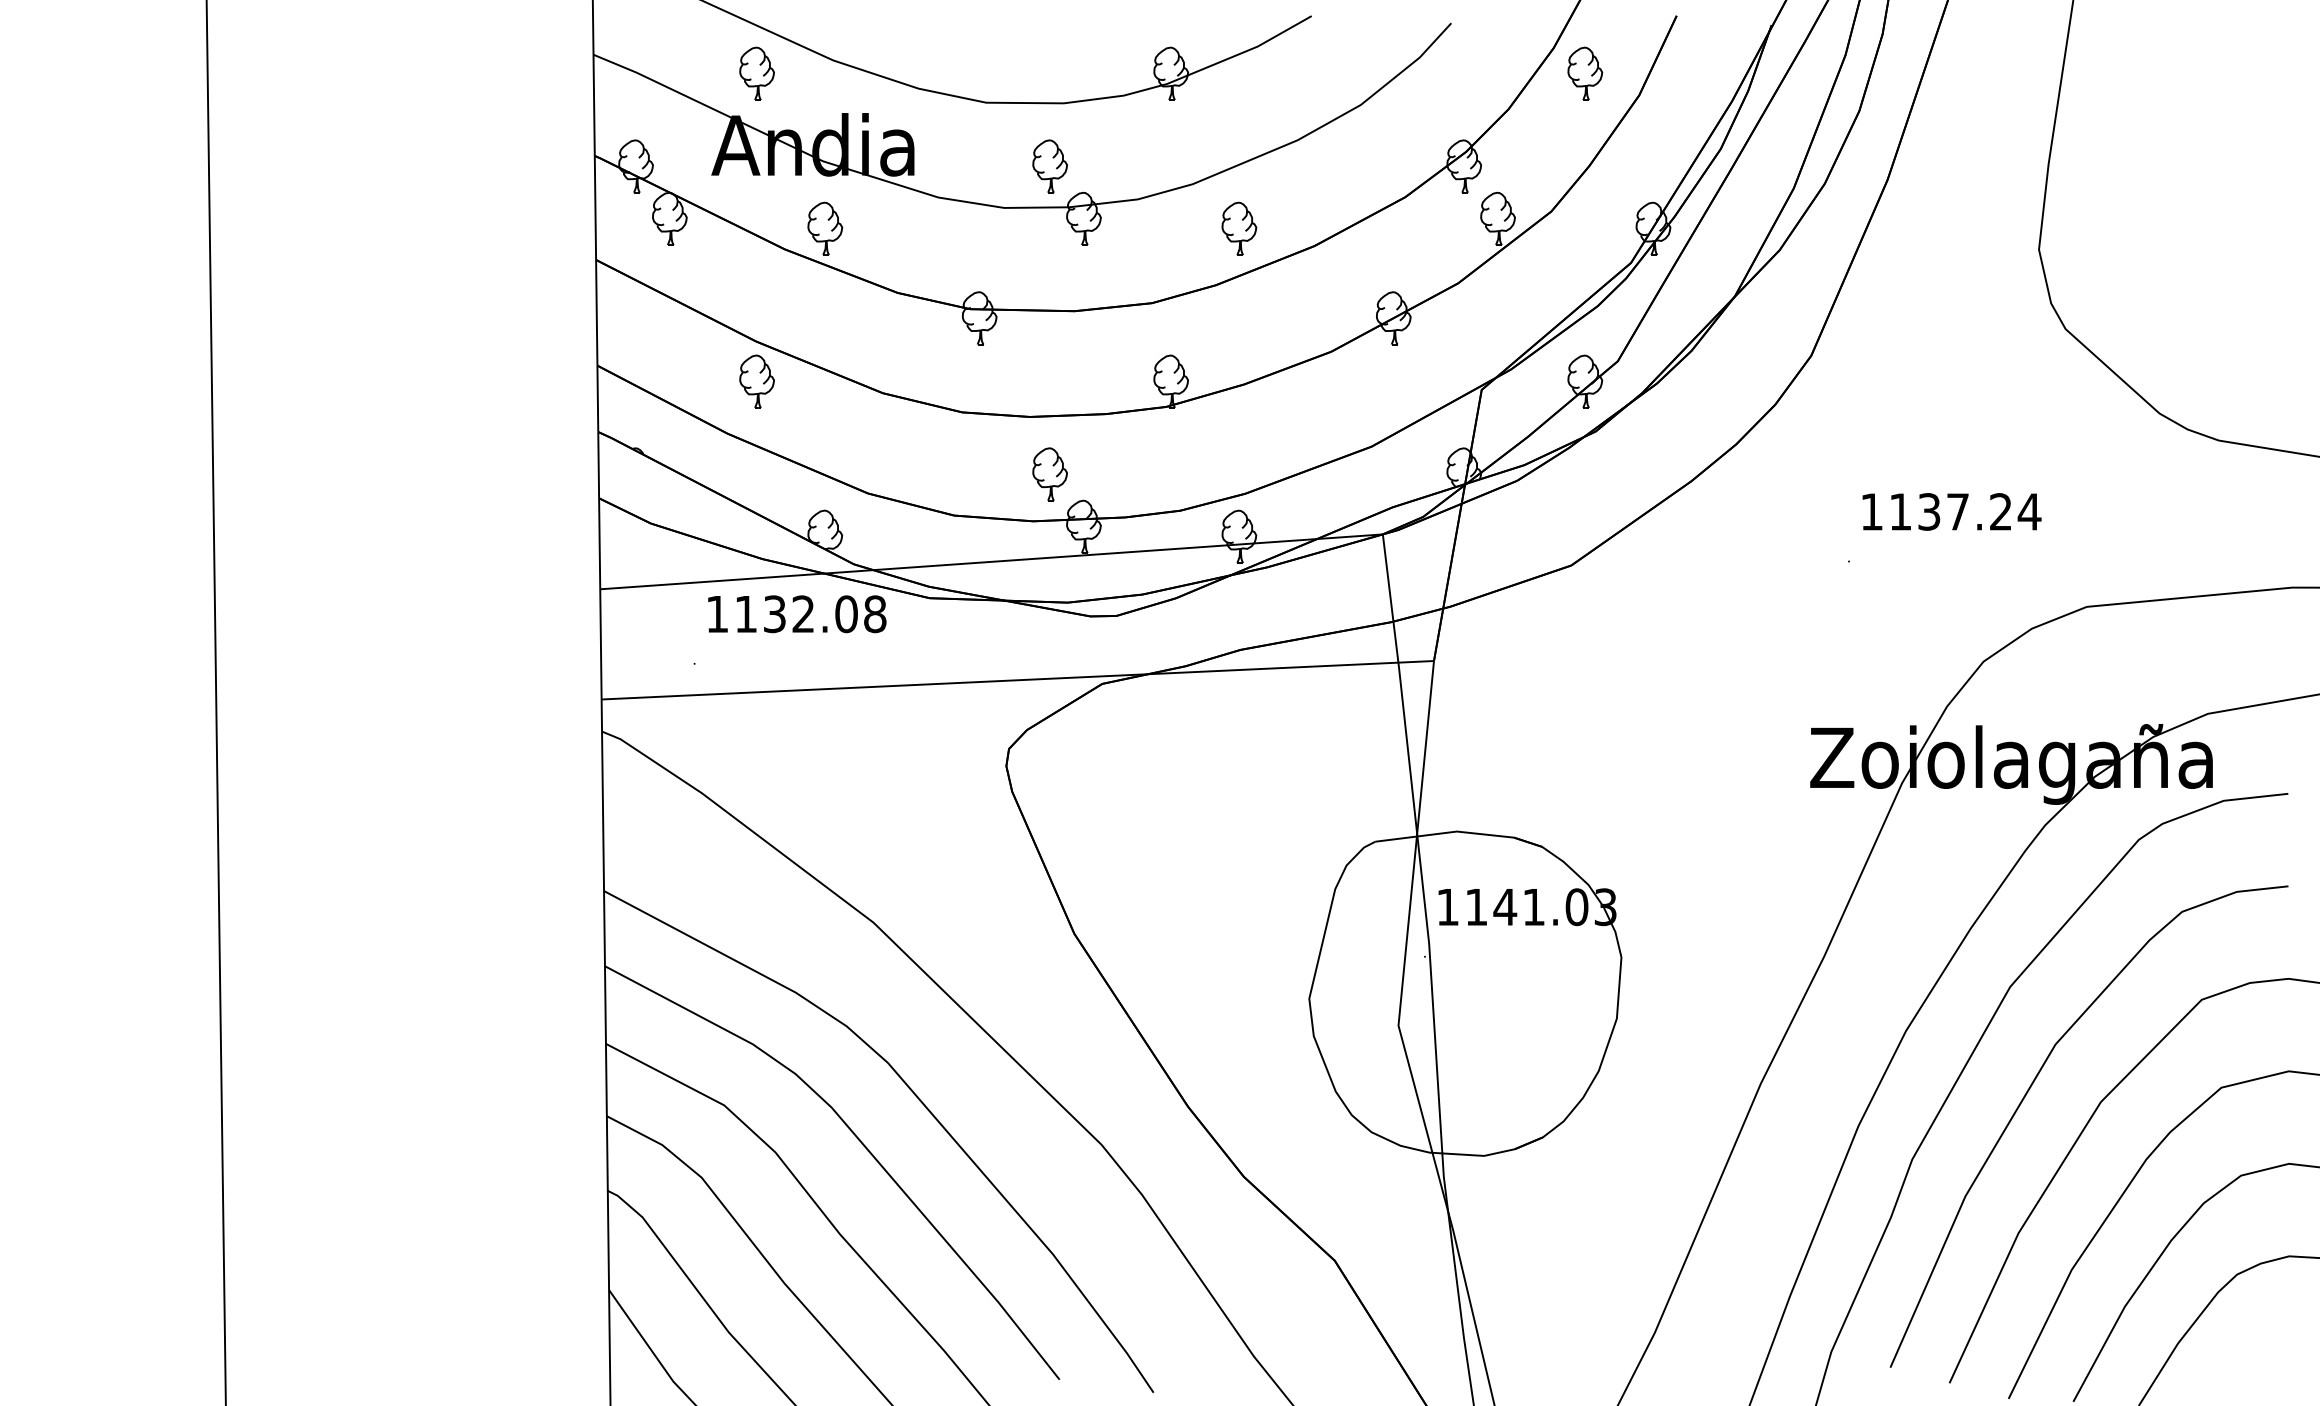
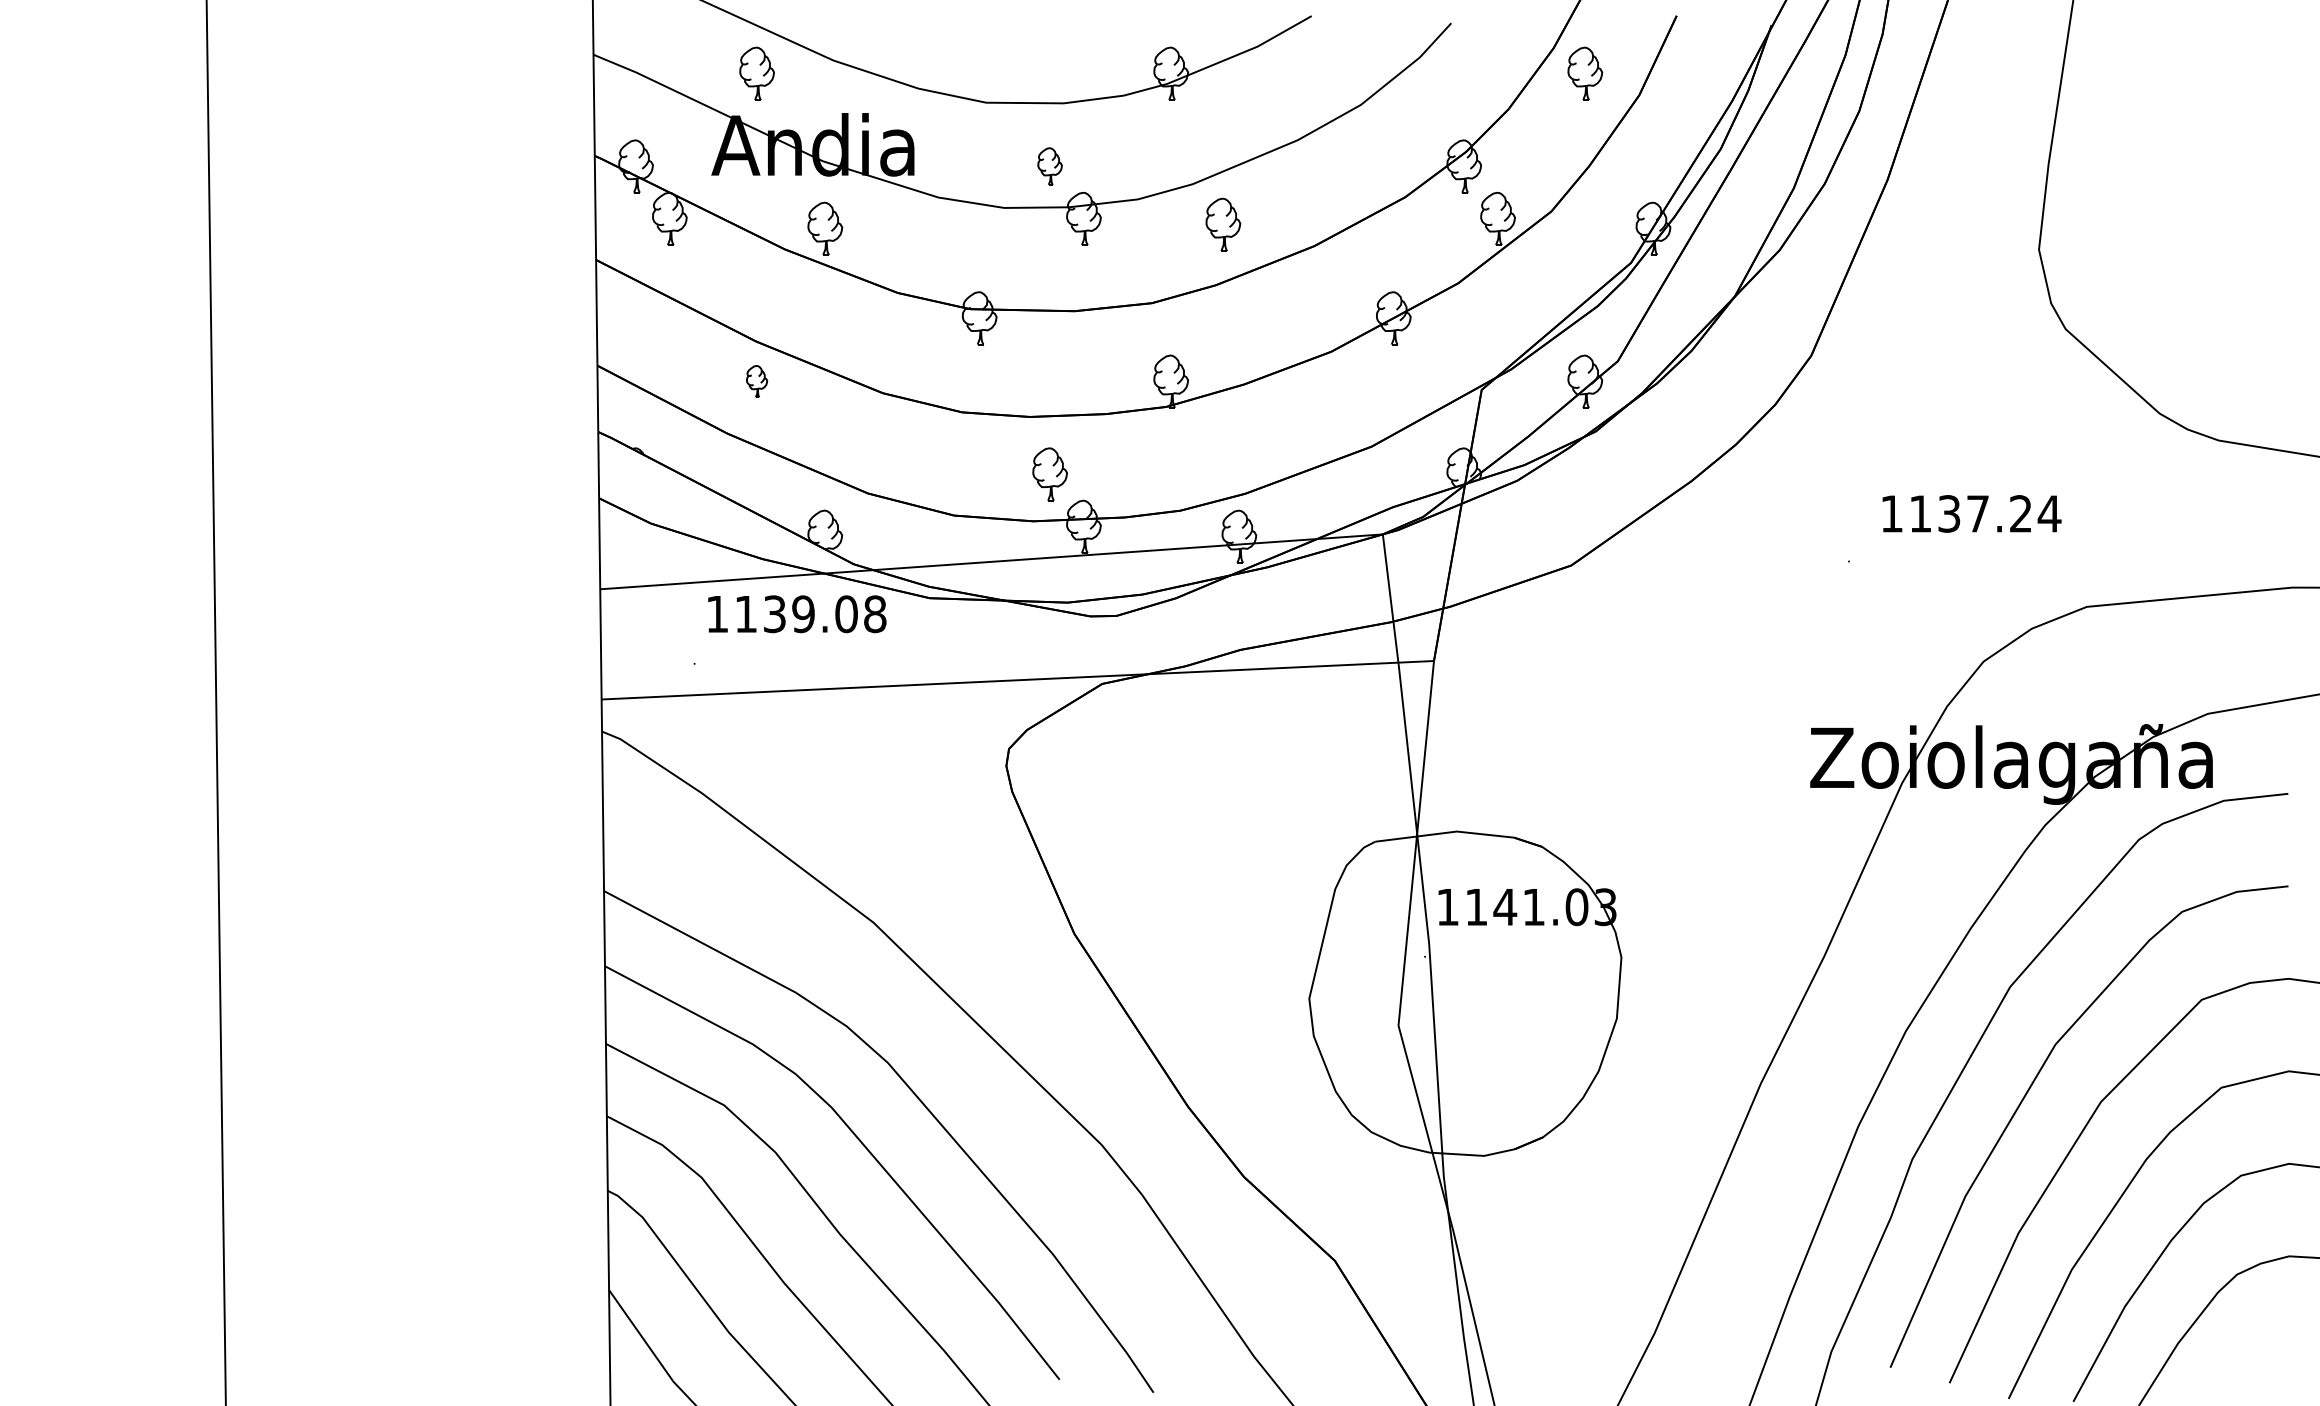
part size: 36x55 px -> 26x39 px (1049, 166)
part position: (1239, 228) -> (1223, 224) (1223, 224)
part size: 36x55 px -> 23x33 px (757, 381)
text position: (1951, 511) -> (1971, 513) (1971, 513)
text: 1132.08 -> 1139.08 (803, 614)
